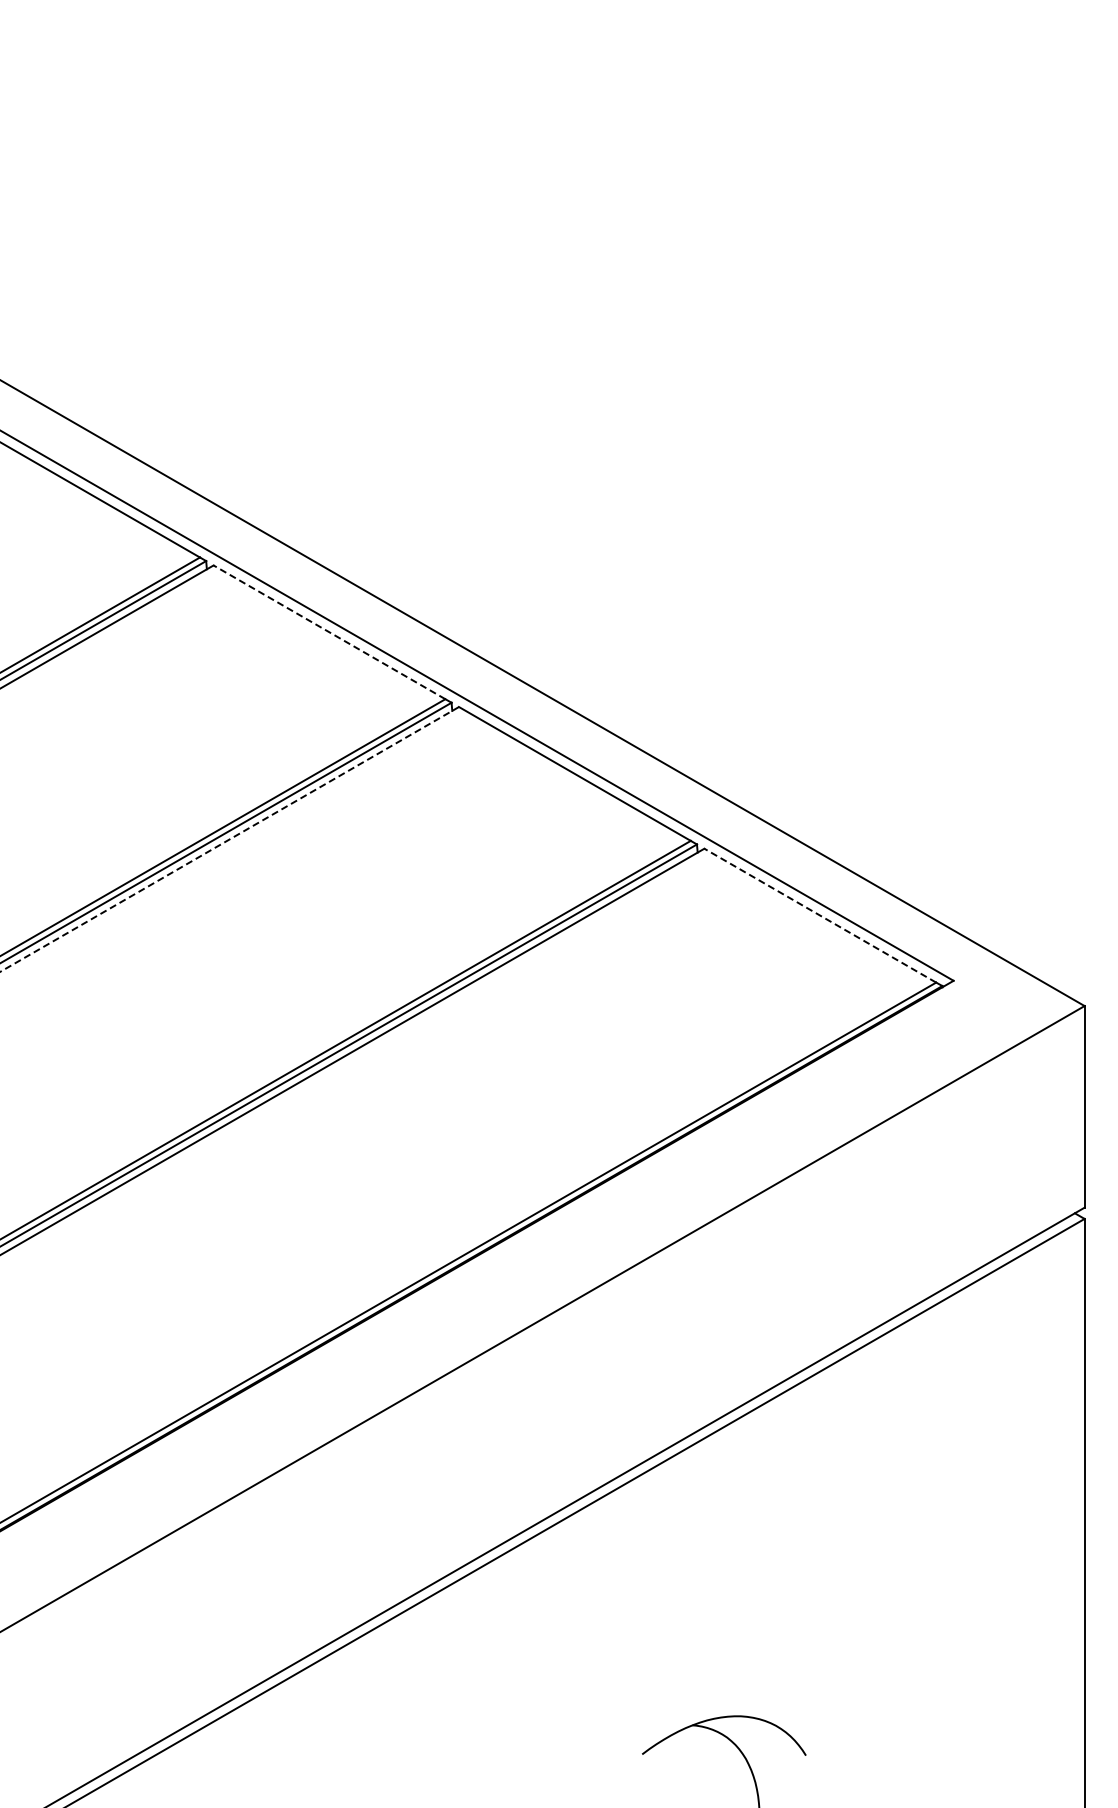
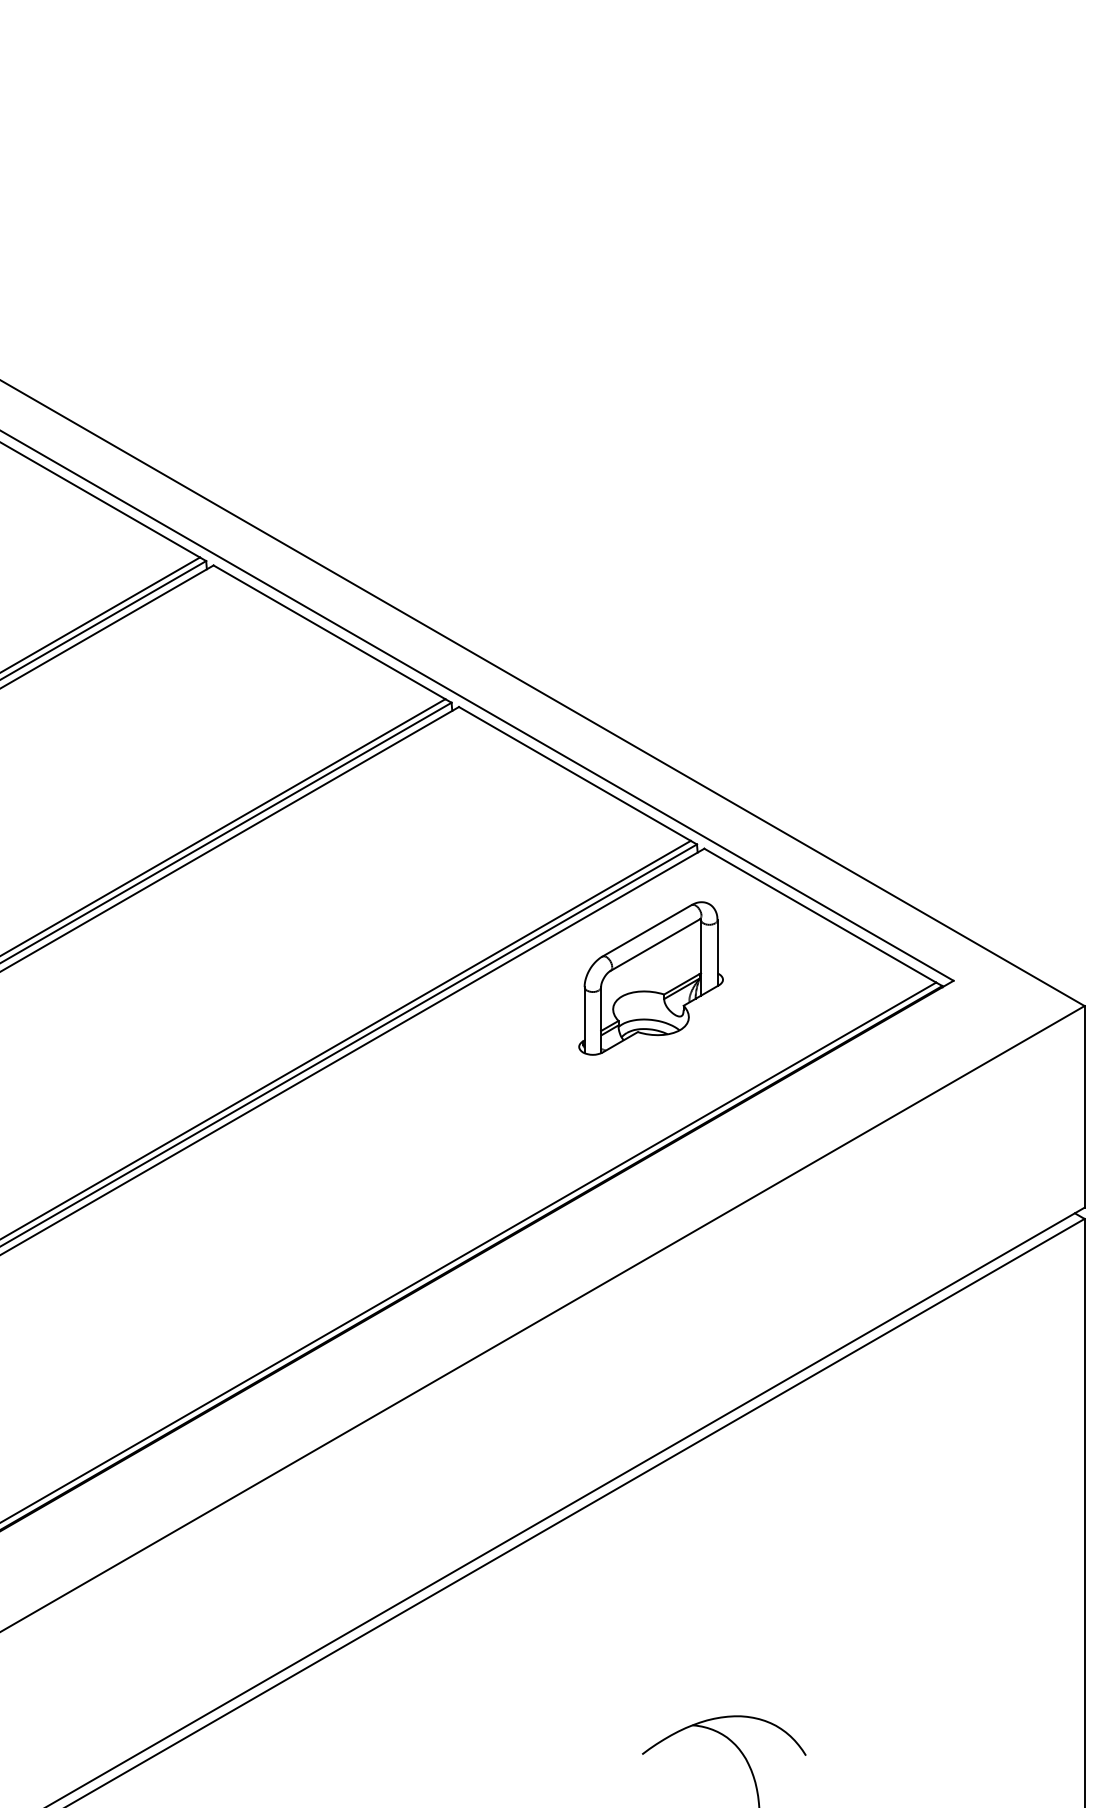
line: dashed -> solid (329, 632)
line: dashed -> solid (229, 839)
line: dashed -> solid (820, 915)
part: none -> present (650, 978)
